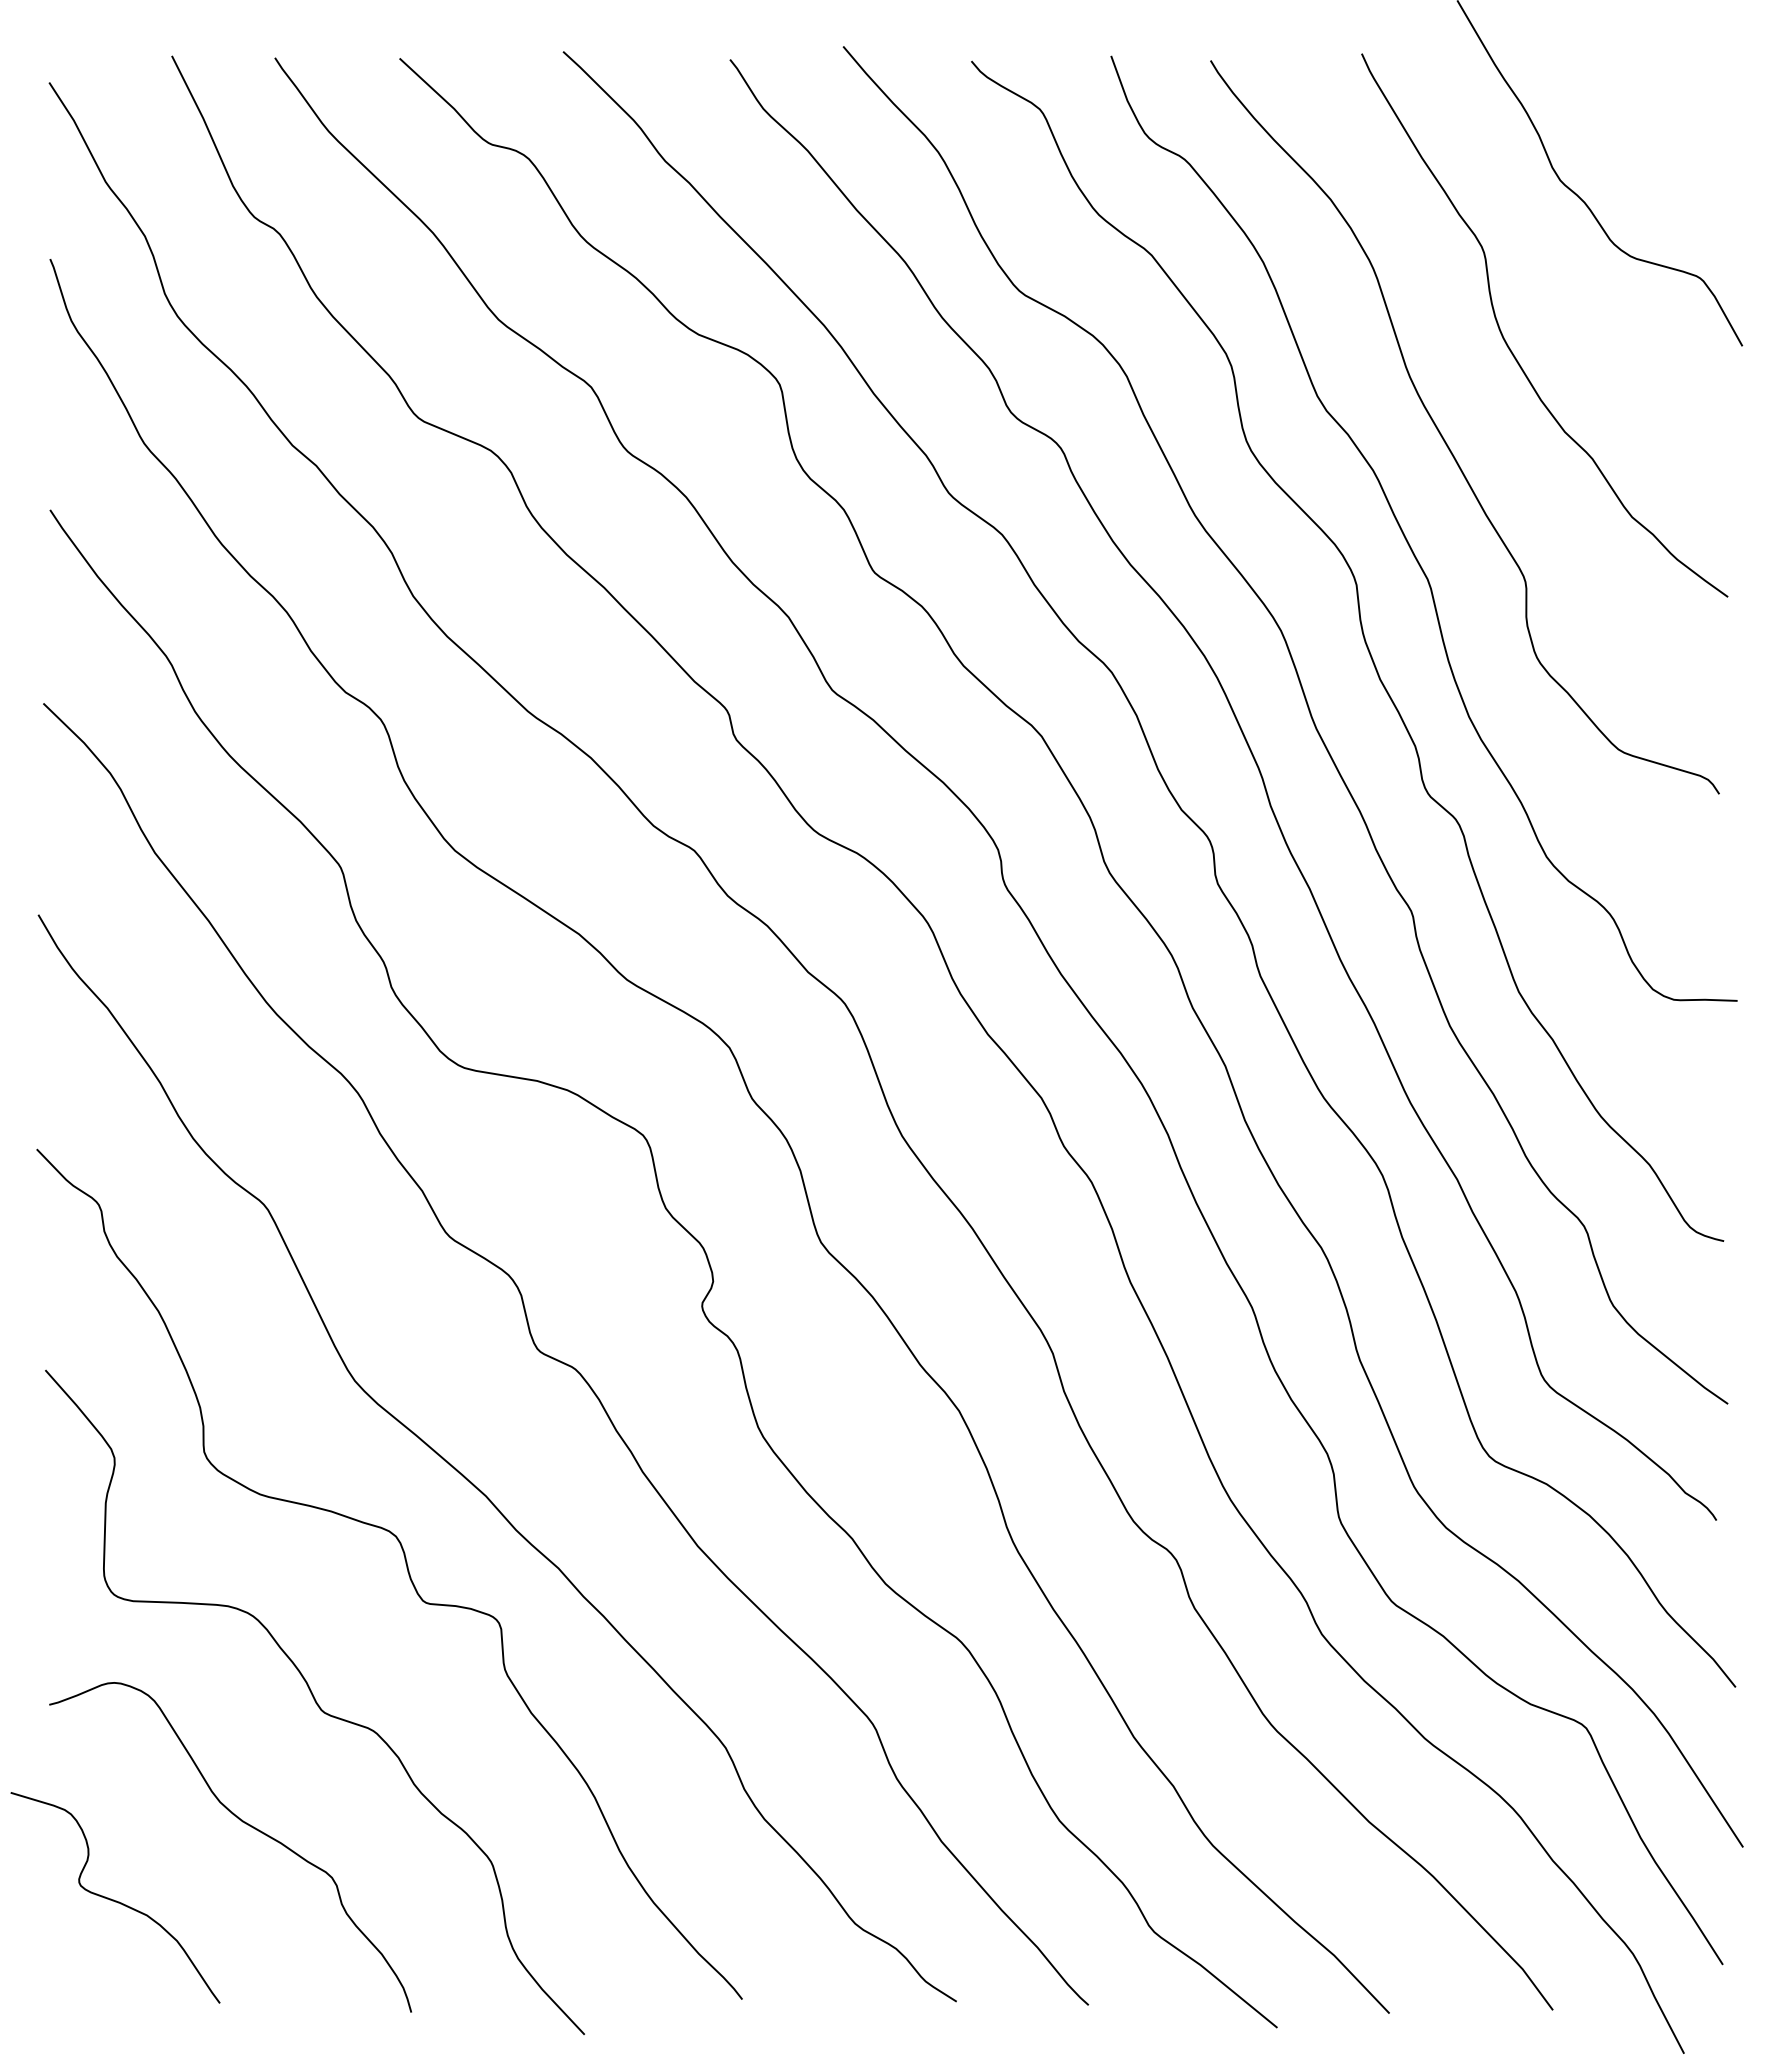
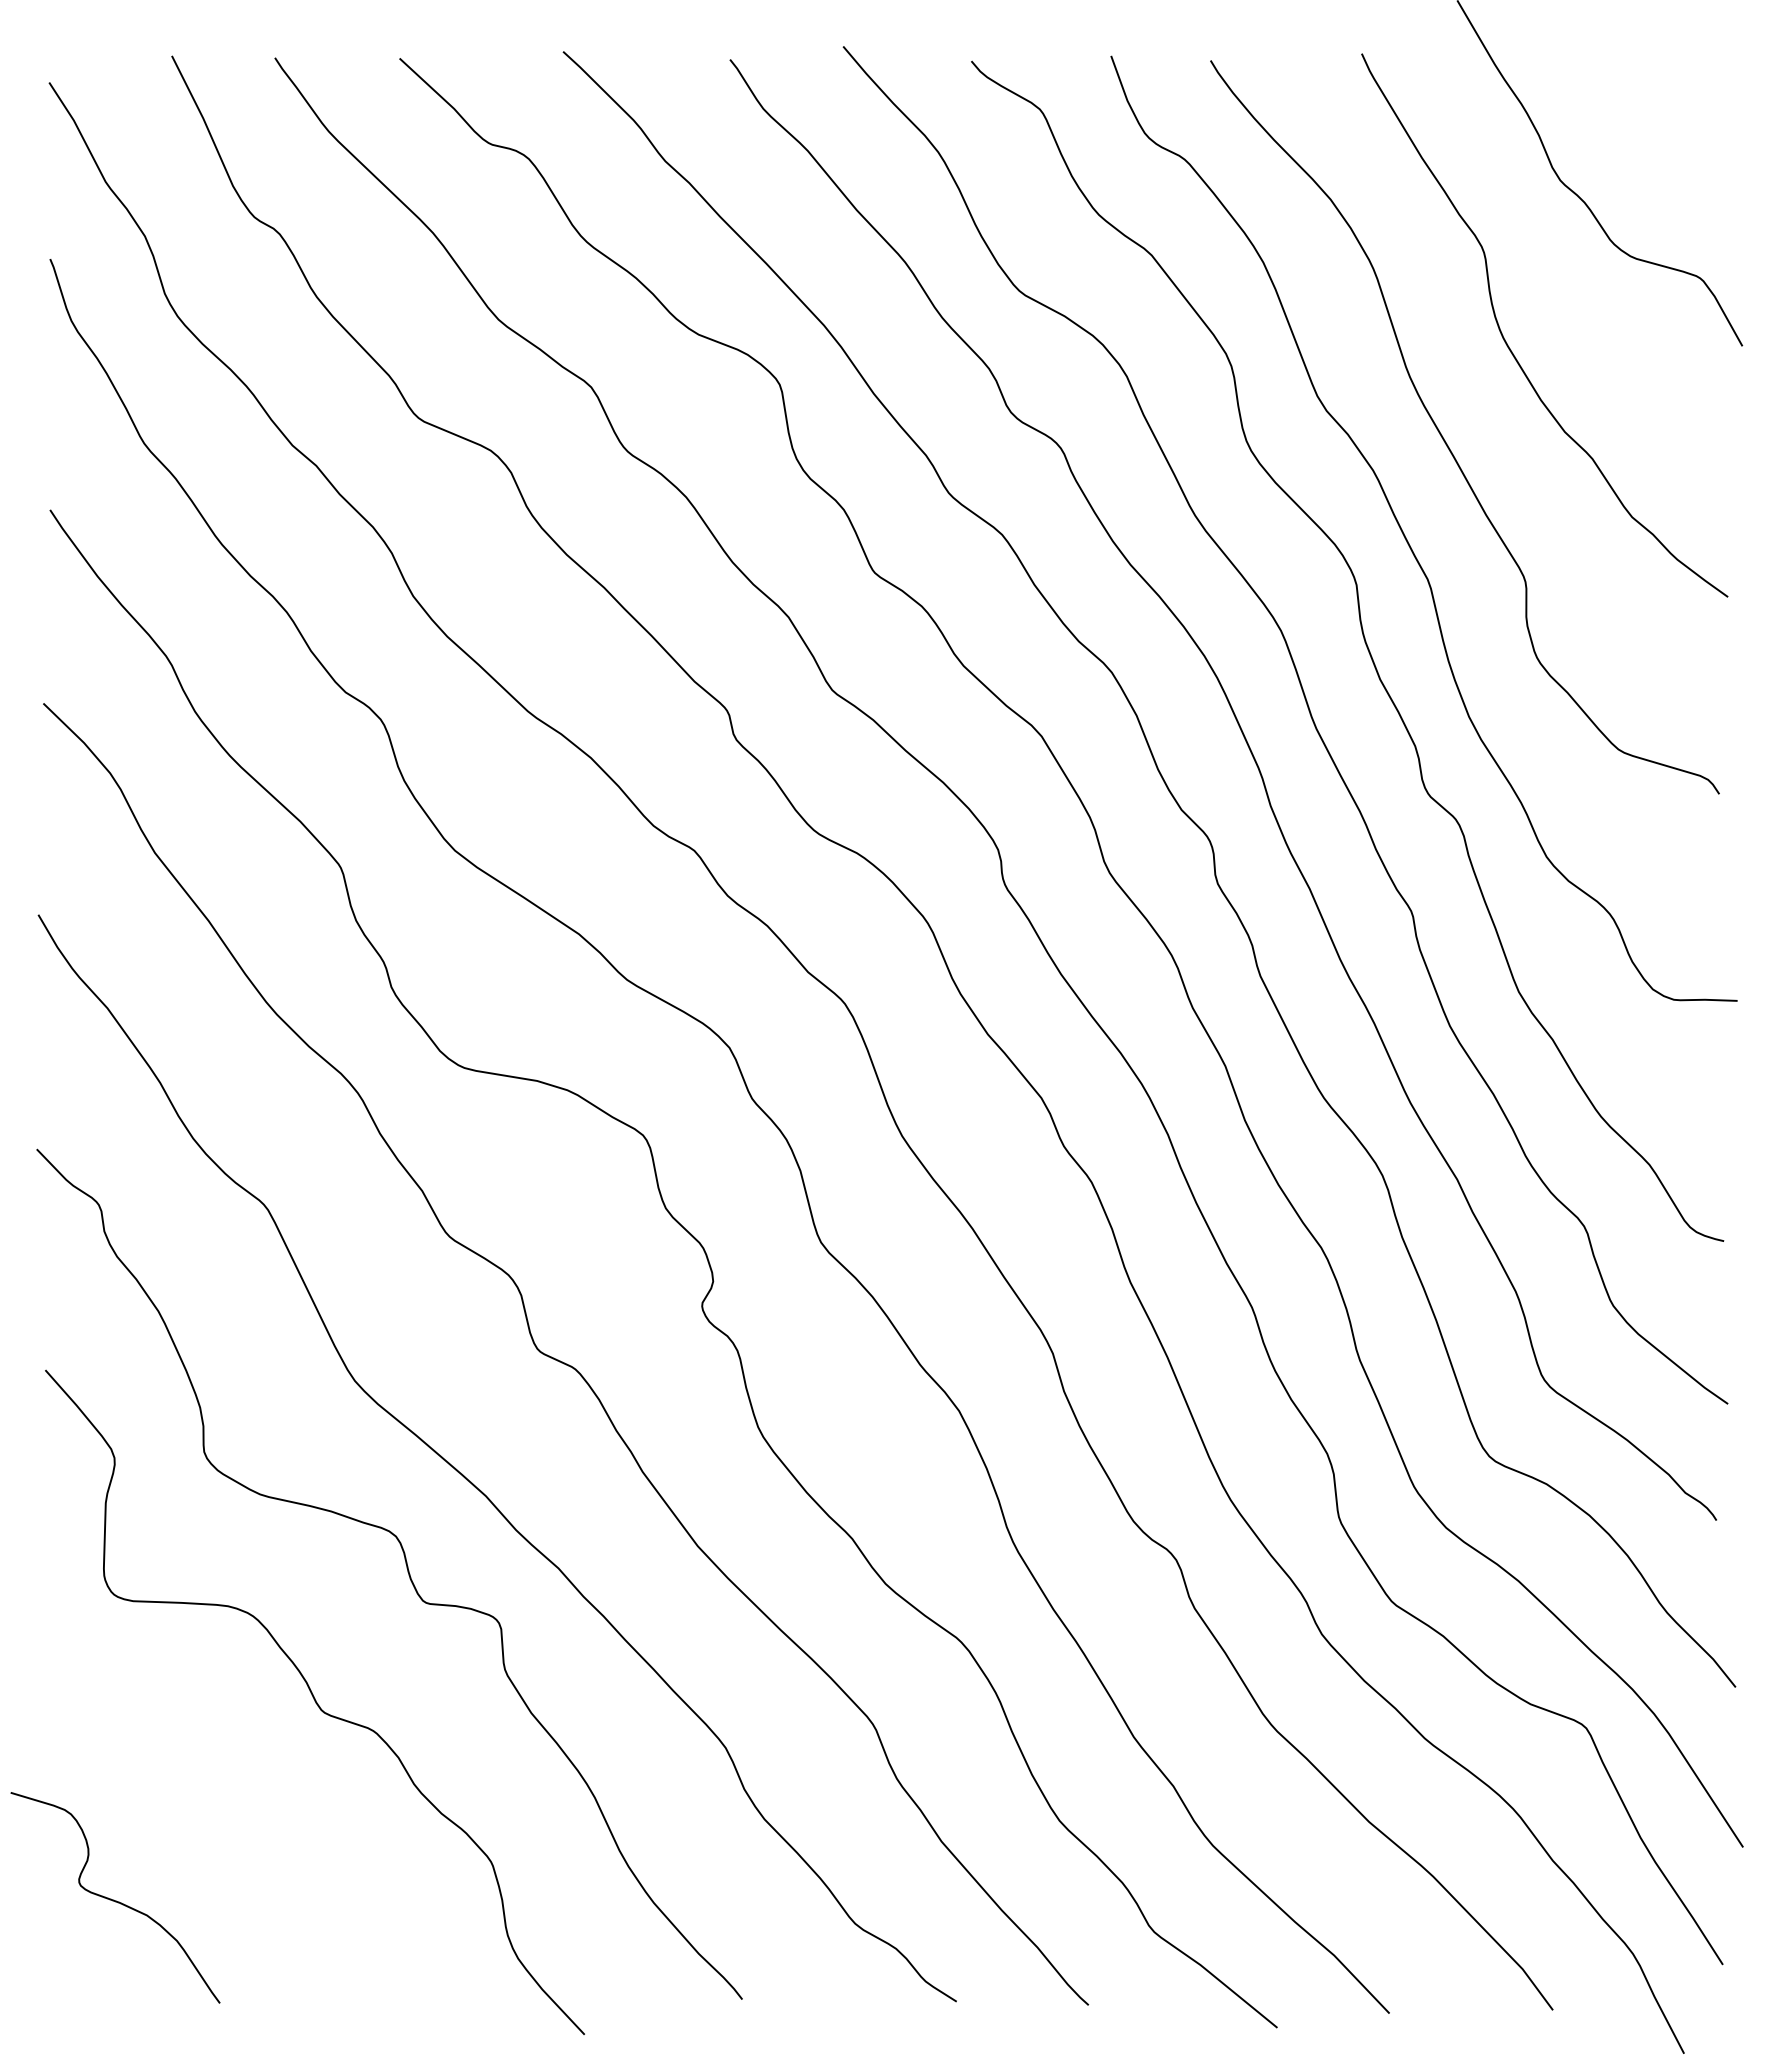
curve: present -> none (242, 1822)
